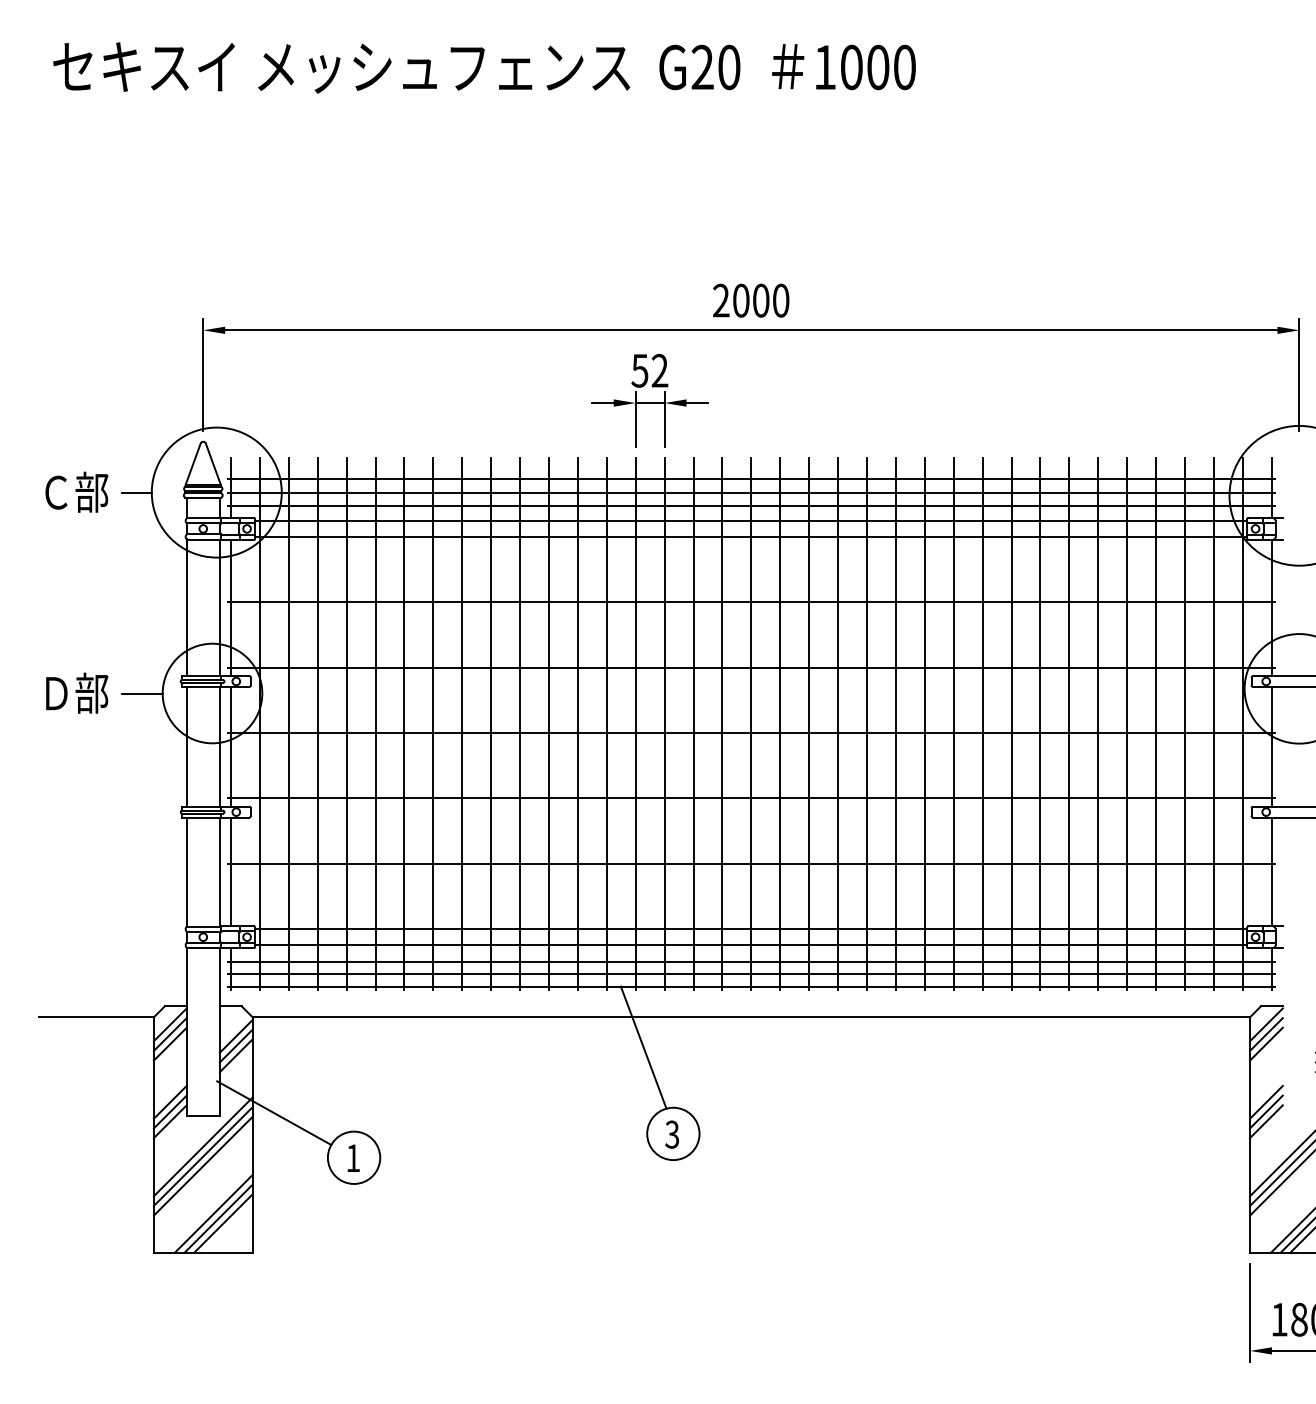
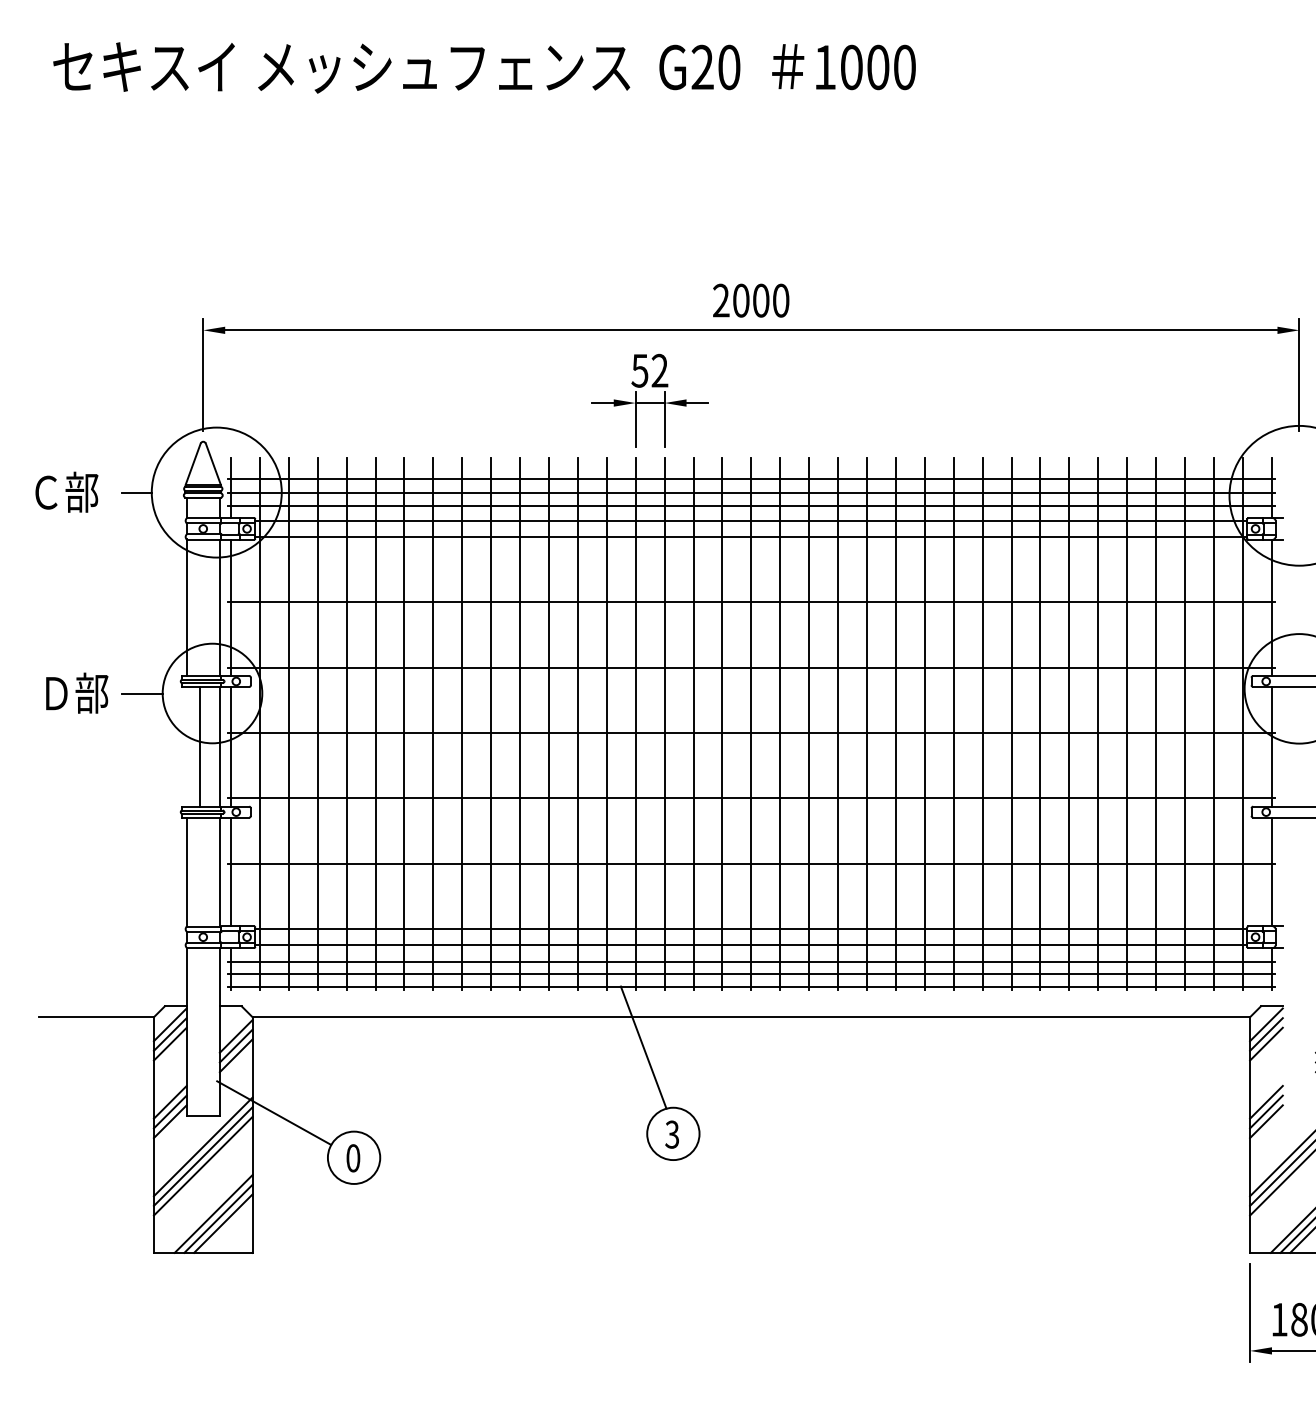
text position: (76, 491) -> (66, 491) (66, 491)
line position: (186, 746) -> (199, 746) (199, 746)
text: 1 -> 0 (353, 1158)
